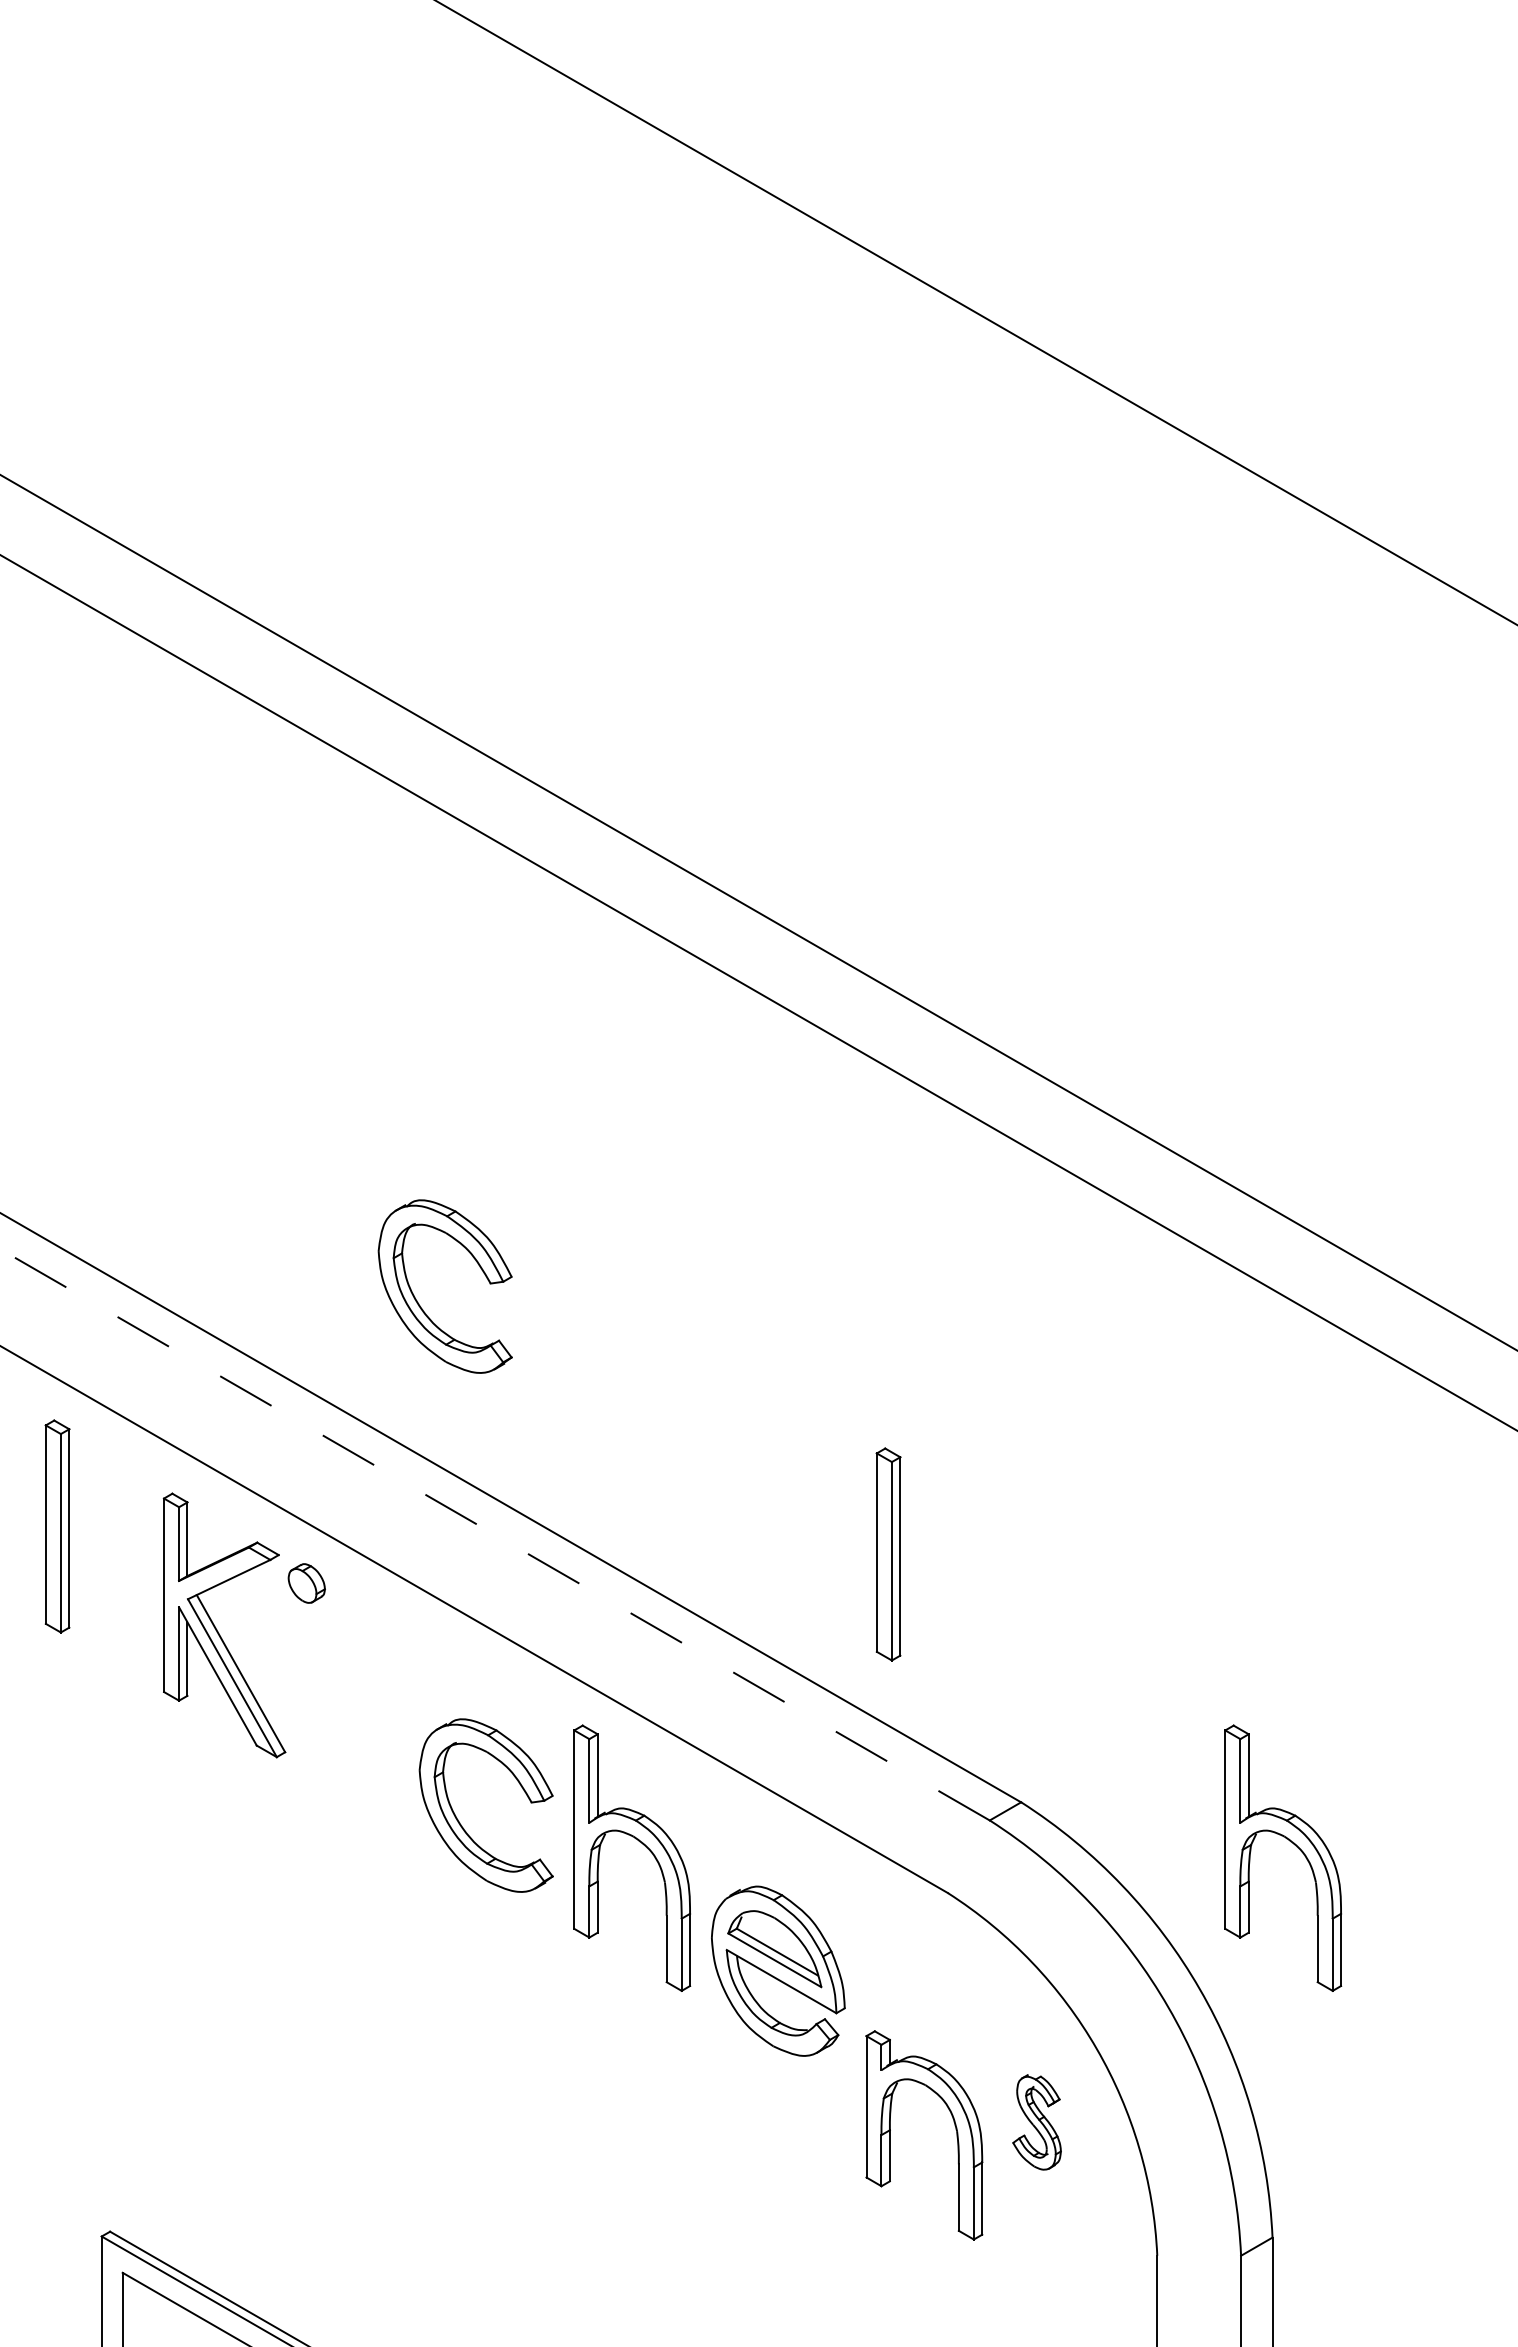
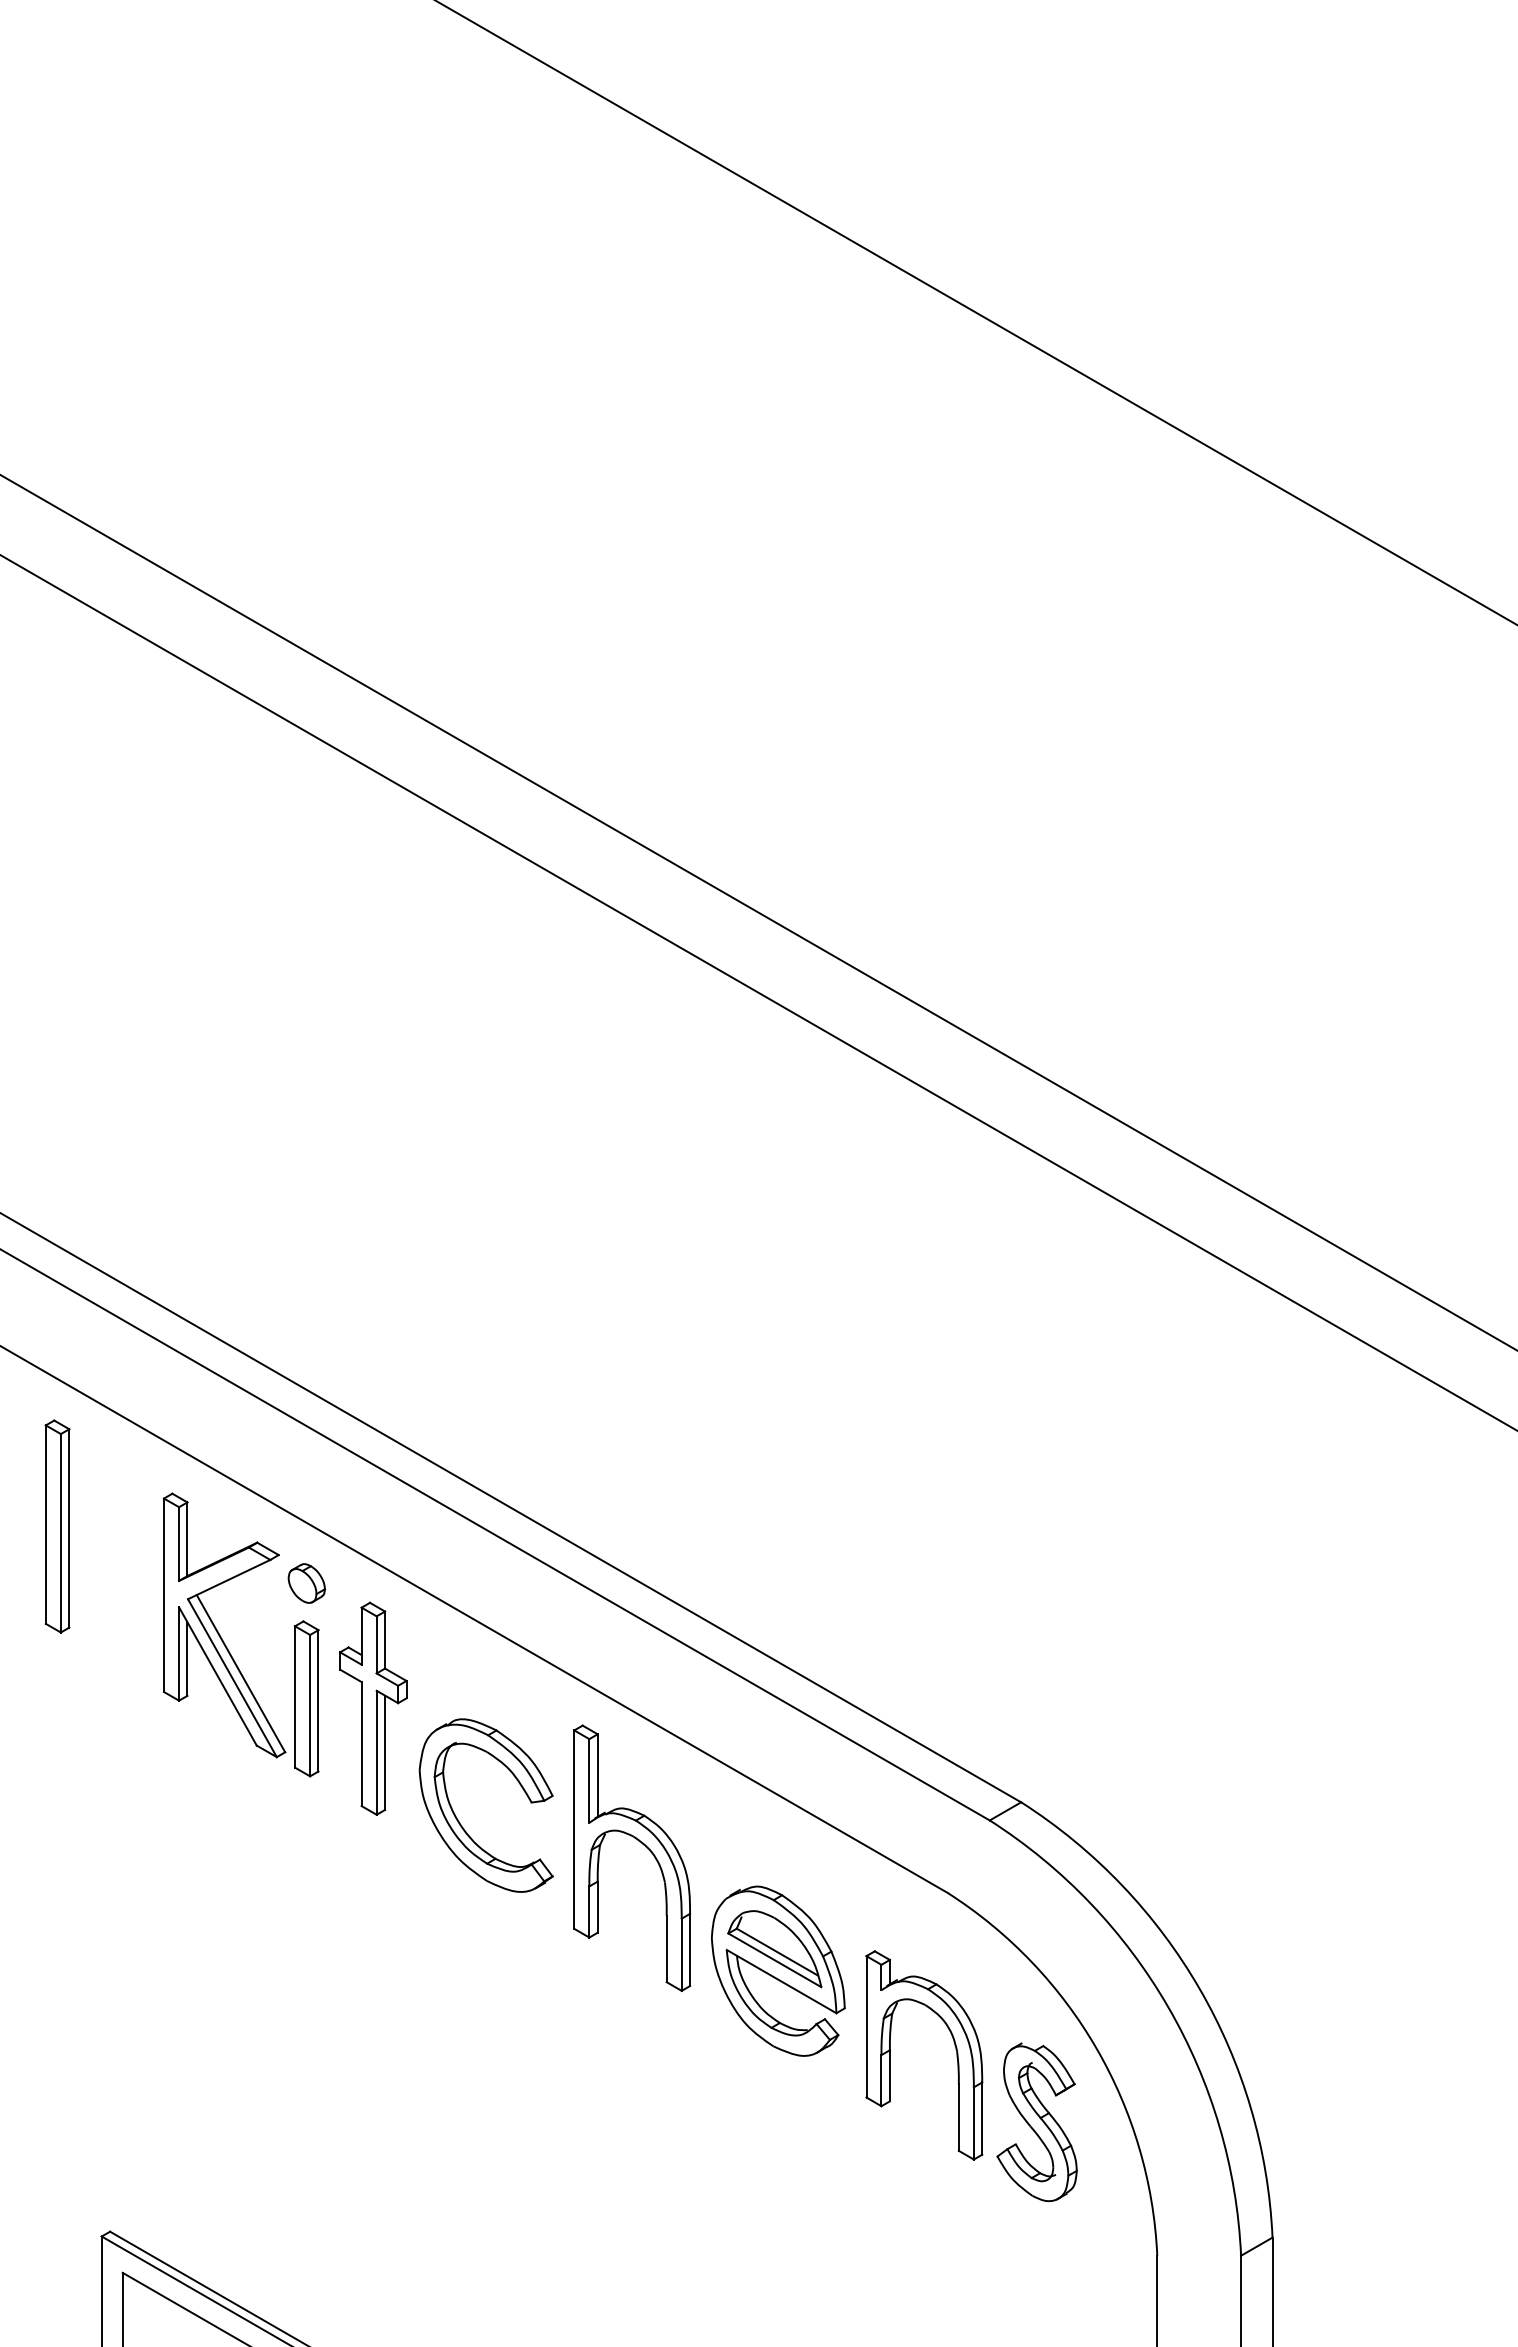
part: present -> none (419, 1303)
line: dashed -> solid (495, 1535)
part: present -> none (888, 1554)
part: none -> present (306, 1698)
part: none -> present (373, 1708)
part: present -> none (1294, 1845)
part size: 50x97 px -> 82x161 px (1036, 2122)
part position: (955, 2129) -> (955, 2049) (955, 2049)
